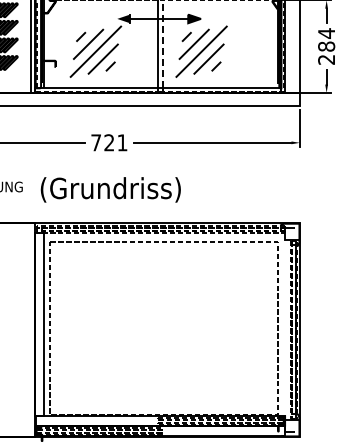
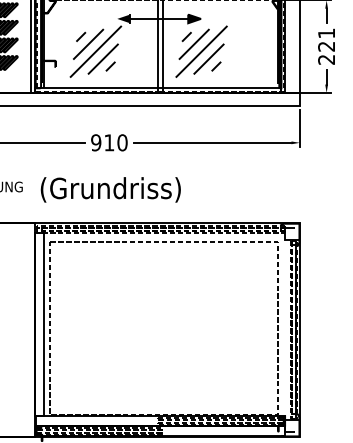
text: 284 -> 221 (326, 39)
line: dashed -> solid (162, 44)
text: 721 -> 910 (109, 142)
